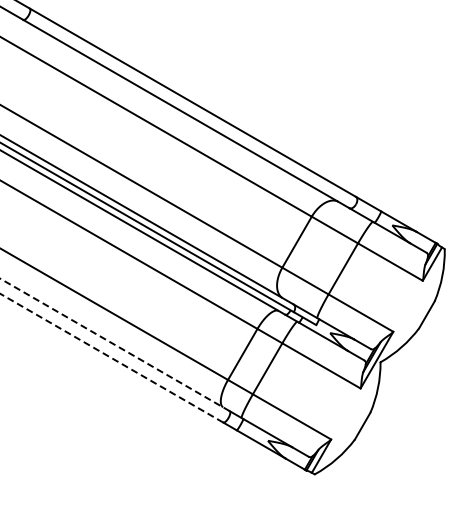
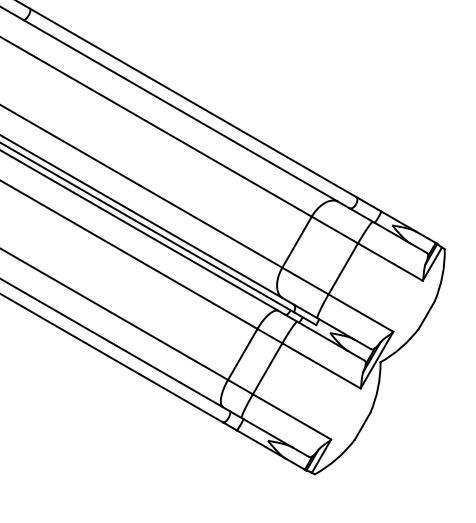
line: dashed -> solid (114, 344)
line: dashed -> solid (111, 358)
